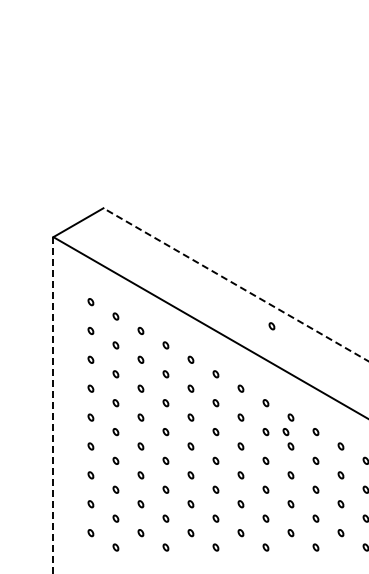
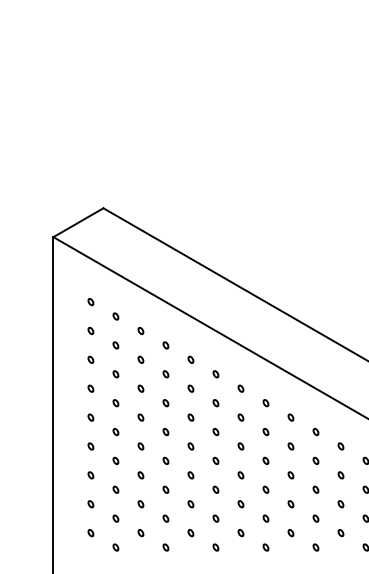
line: dashed -> solid (235, 284)
part: present -> none (271, 326)
line: dashed -> solid (53, 405)
part: present -> none (285, 432)
